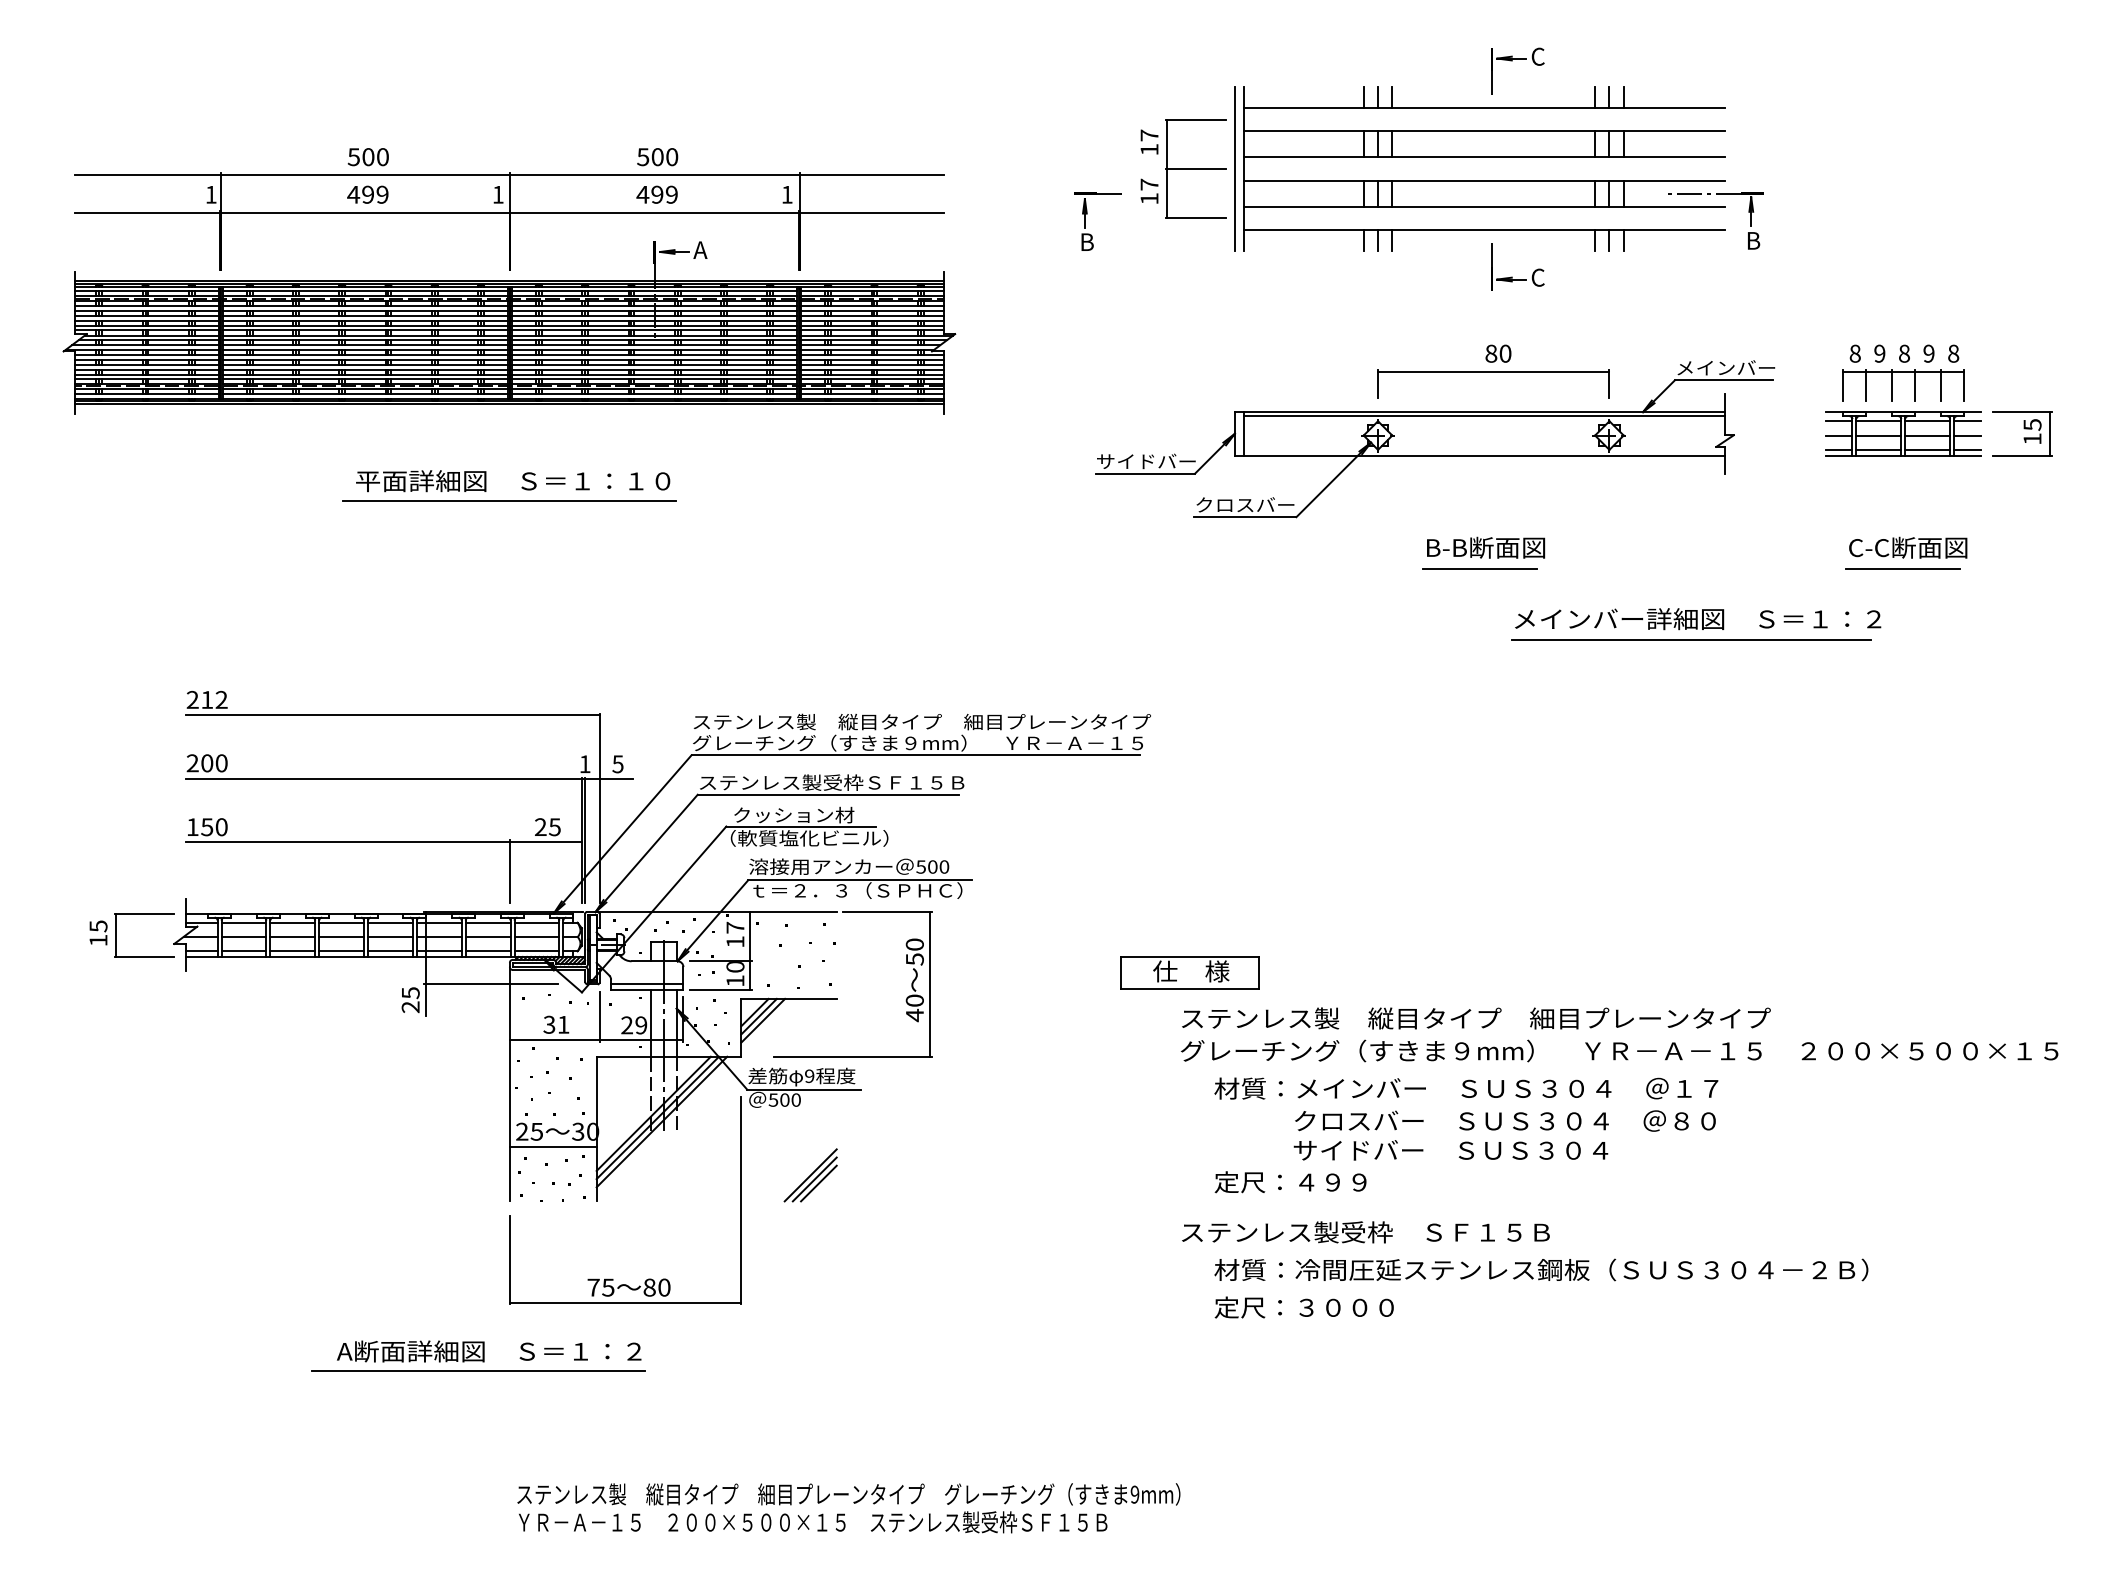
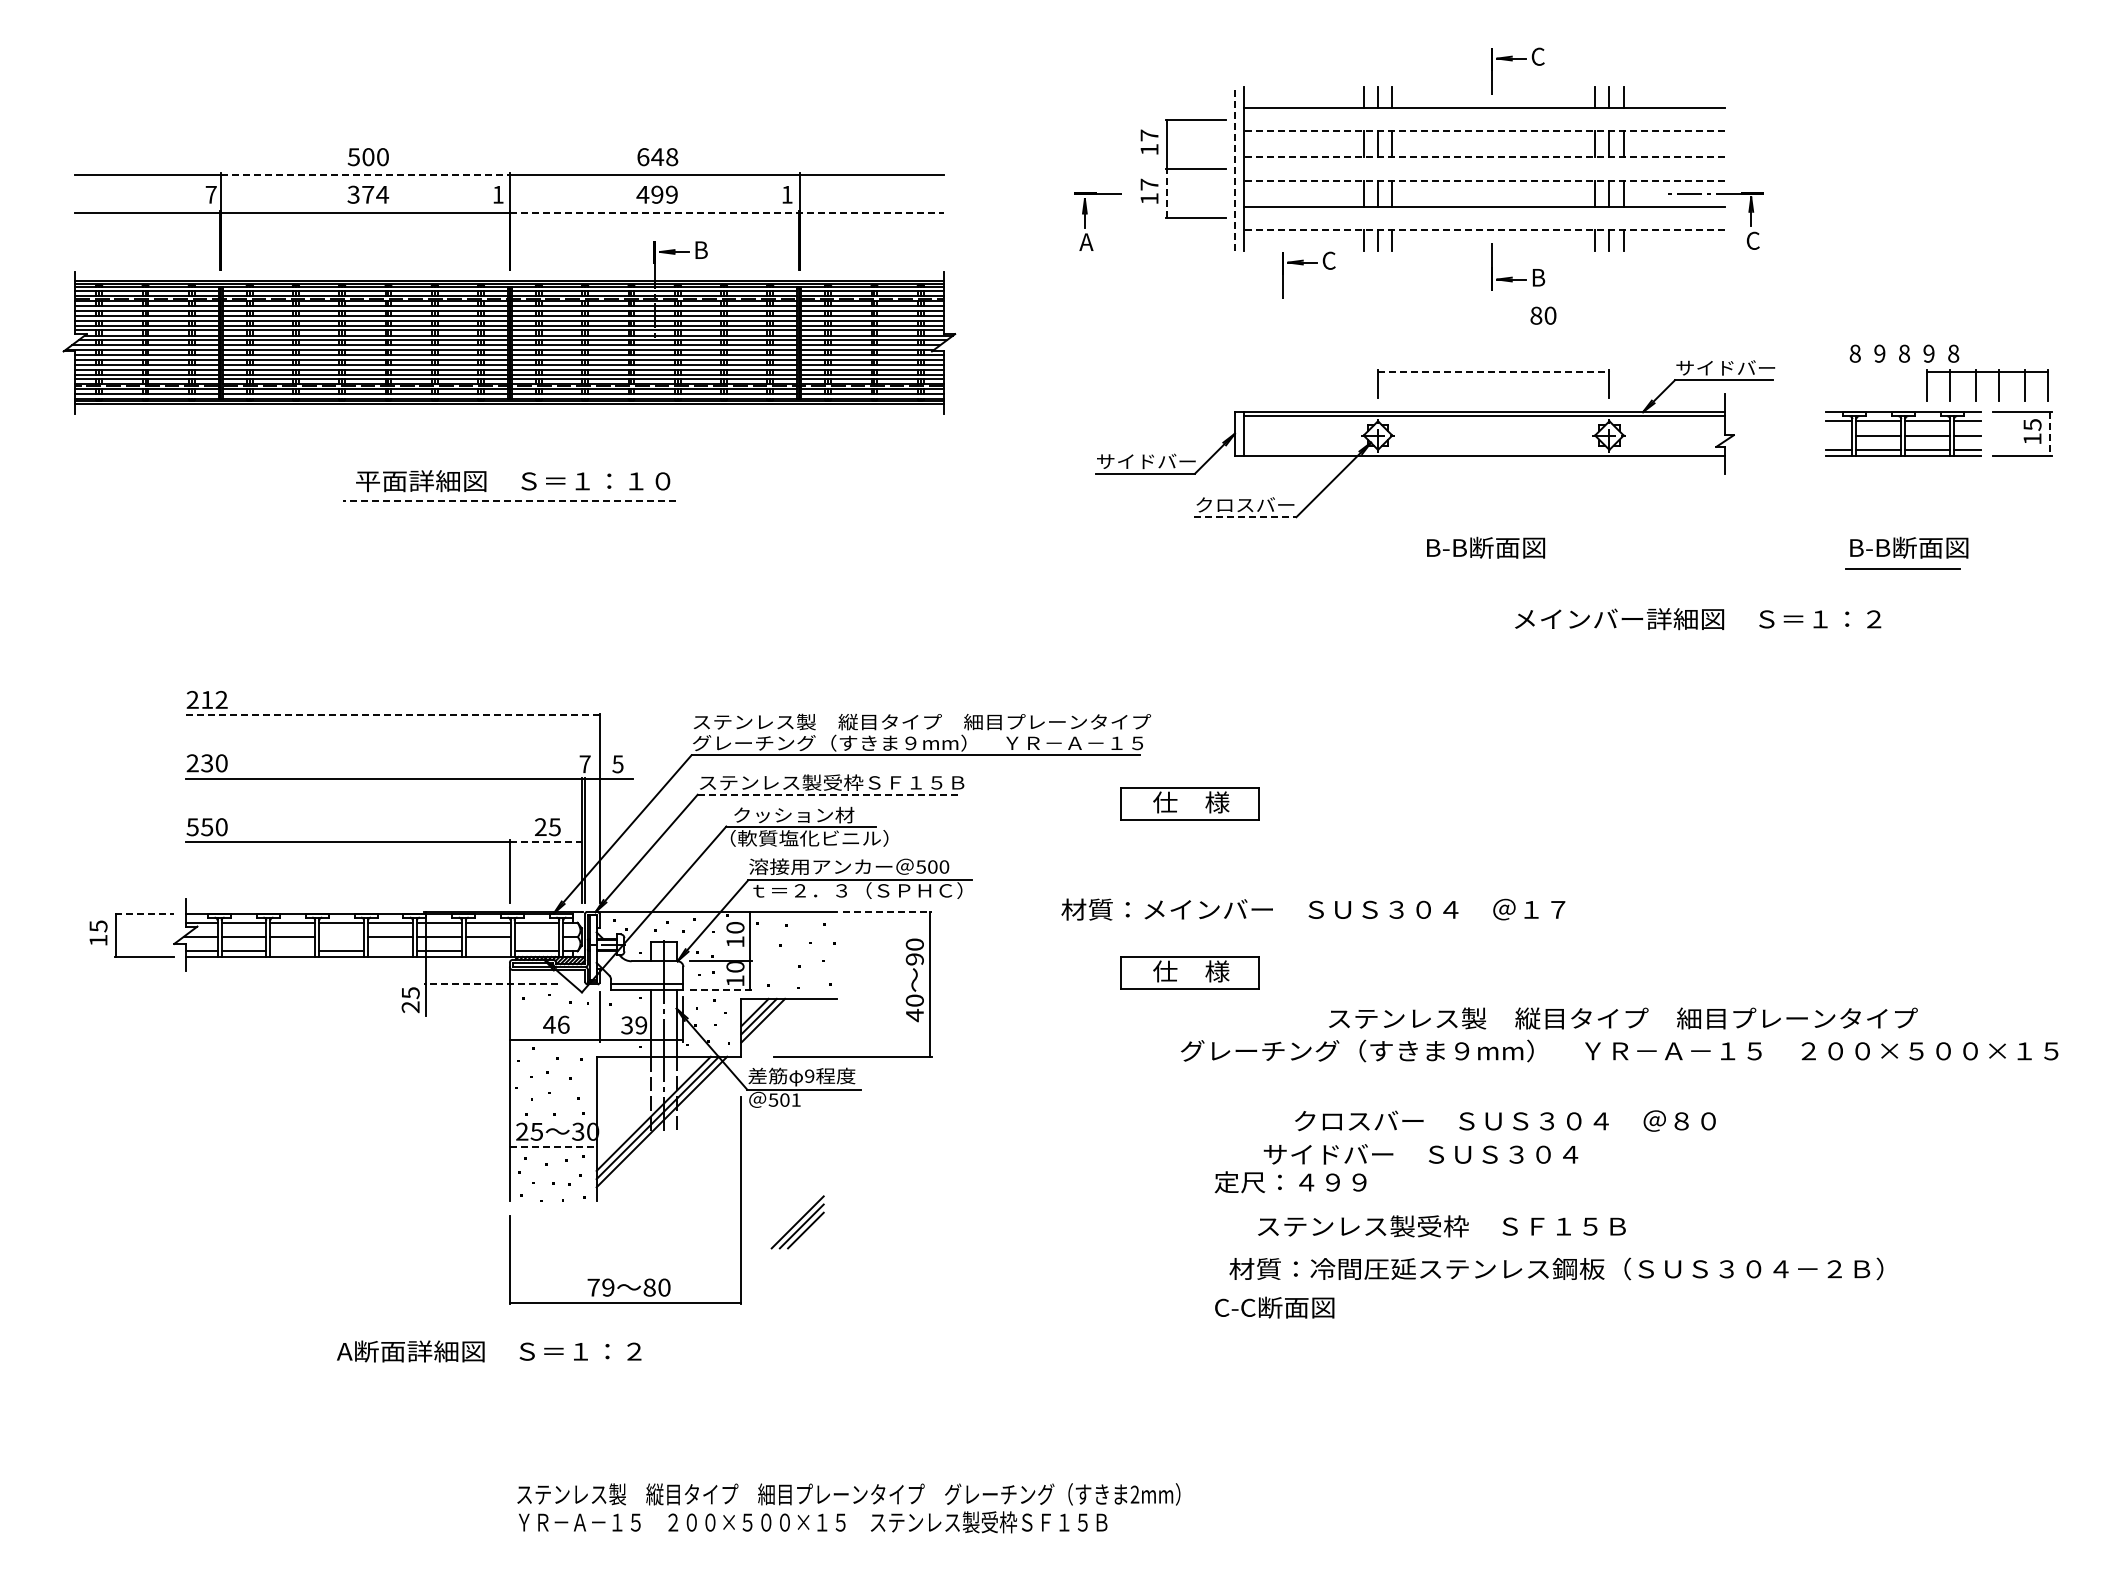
line: solid -> dashed (1484, 131)
text: 500 -> 648 (657, 157)
line: solid -> dashed (1484, 157)
line: solid -> dashed (1234, 168)
line: solid -> dashed (365, 175)
line: solid -> dashed (1484, 180)
line: solid -> dashed (1167, 193)
text: 1 -> 7 (210, 194)
text: 499 -> 374 (368, 194)
line: solid -> dashed (726, 212)
line: solid -> dashed (1484, 229)
text: B -> C (1753, 240)
text: B -> A (1086, 241)
text: A -> B (700, 249)
part: none -> present (1303, 265)
text: C -> B (1538, 277)
text position: (1498, 353) -> (1543, 315) (1543, 315)
text: メインバー -> サイドバー (1705, 367)
line: solid -> dashed (1493, 371)
part position: (1892, 385) -> (1976, 385) (1976, 385)
line: solid -> dashed (2050, 433)
line: present -> none (1838, 435)
line: solid -> dashed (508, 500)
line: solid -> dashed (1245, 517)
text: C-C断面図 -> B-B断面図 (1908, 547)
line: present -> none (1479, 568)
line: present -> none (1691, 640)
line: solid -> dashed (392, 715)
text: 200 -> 230 (207, 763)
text: 1 -> 7 (584, 764)
line: solid -> dashed (828, 794)
part: none -> present (1189, 803)
text: 150 -> 550 (192, 827)
line: solid -> dashed (546, 842)
line: solid -> dashed (887, 912)
line: solid -> dashed (144, 913)
text: 17 -> 10 (735, 927)
line: present -> none (341, 937)
line: present -> none (536, 937)
line: present -> none (292, 951)
line: present -> none (390, 951)
line: present -> none (487, 951)
text: 50 -> 90 (914, 959)
line: solid -> dashed (491, 984)
line: solid -> dashed (721, 990)
text position: (1476, 1018) -> (1623, 1018) (1623, 1018)
text: 31 -> 46 (556, 1024)
text: 29 -> 39 (626, 1025)
text position: (1466, 1088) -> (1313, 909) (1313, 909)
text: 500 -> 501 (795, 1099)
line: solid -> dashed (553, 1146)
text position: (1450, 1150) -> (1420, 1154) (1420, 1154)
part position: (810, 1175) -> (797, 1222) (797, 1222)
text position: (1365, 1232) -> (1441, 1226) (1441, 1226)
text position: (1541, 1269) -> (1556, 1268) (1556, 1268)
text: 75 -> 79 (608, 1287)
text: 定尺：３０００ -> C-C断面図 (1303, 1307)
line: present -> none (478, 1371)
text: 9mm -> 2mm (1134, 1494)
